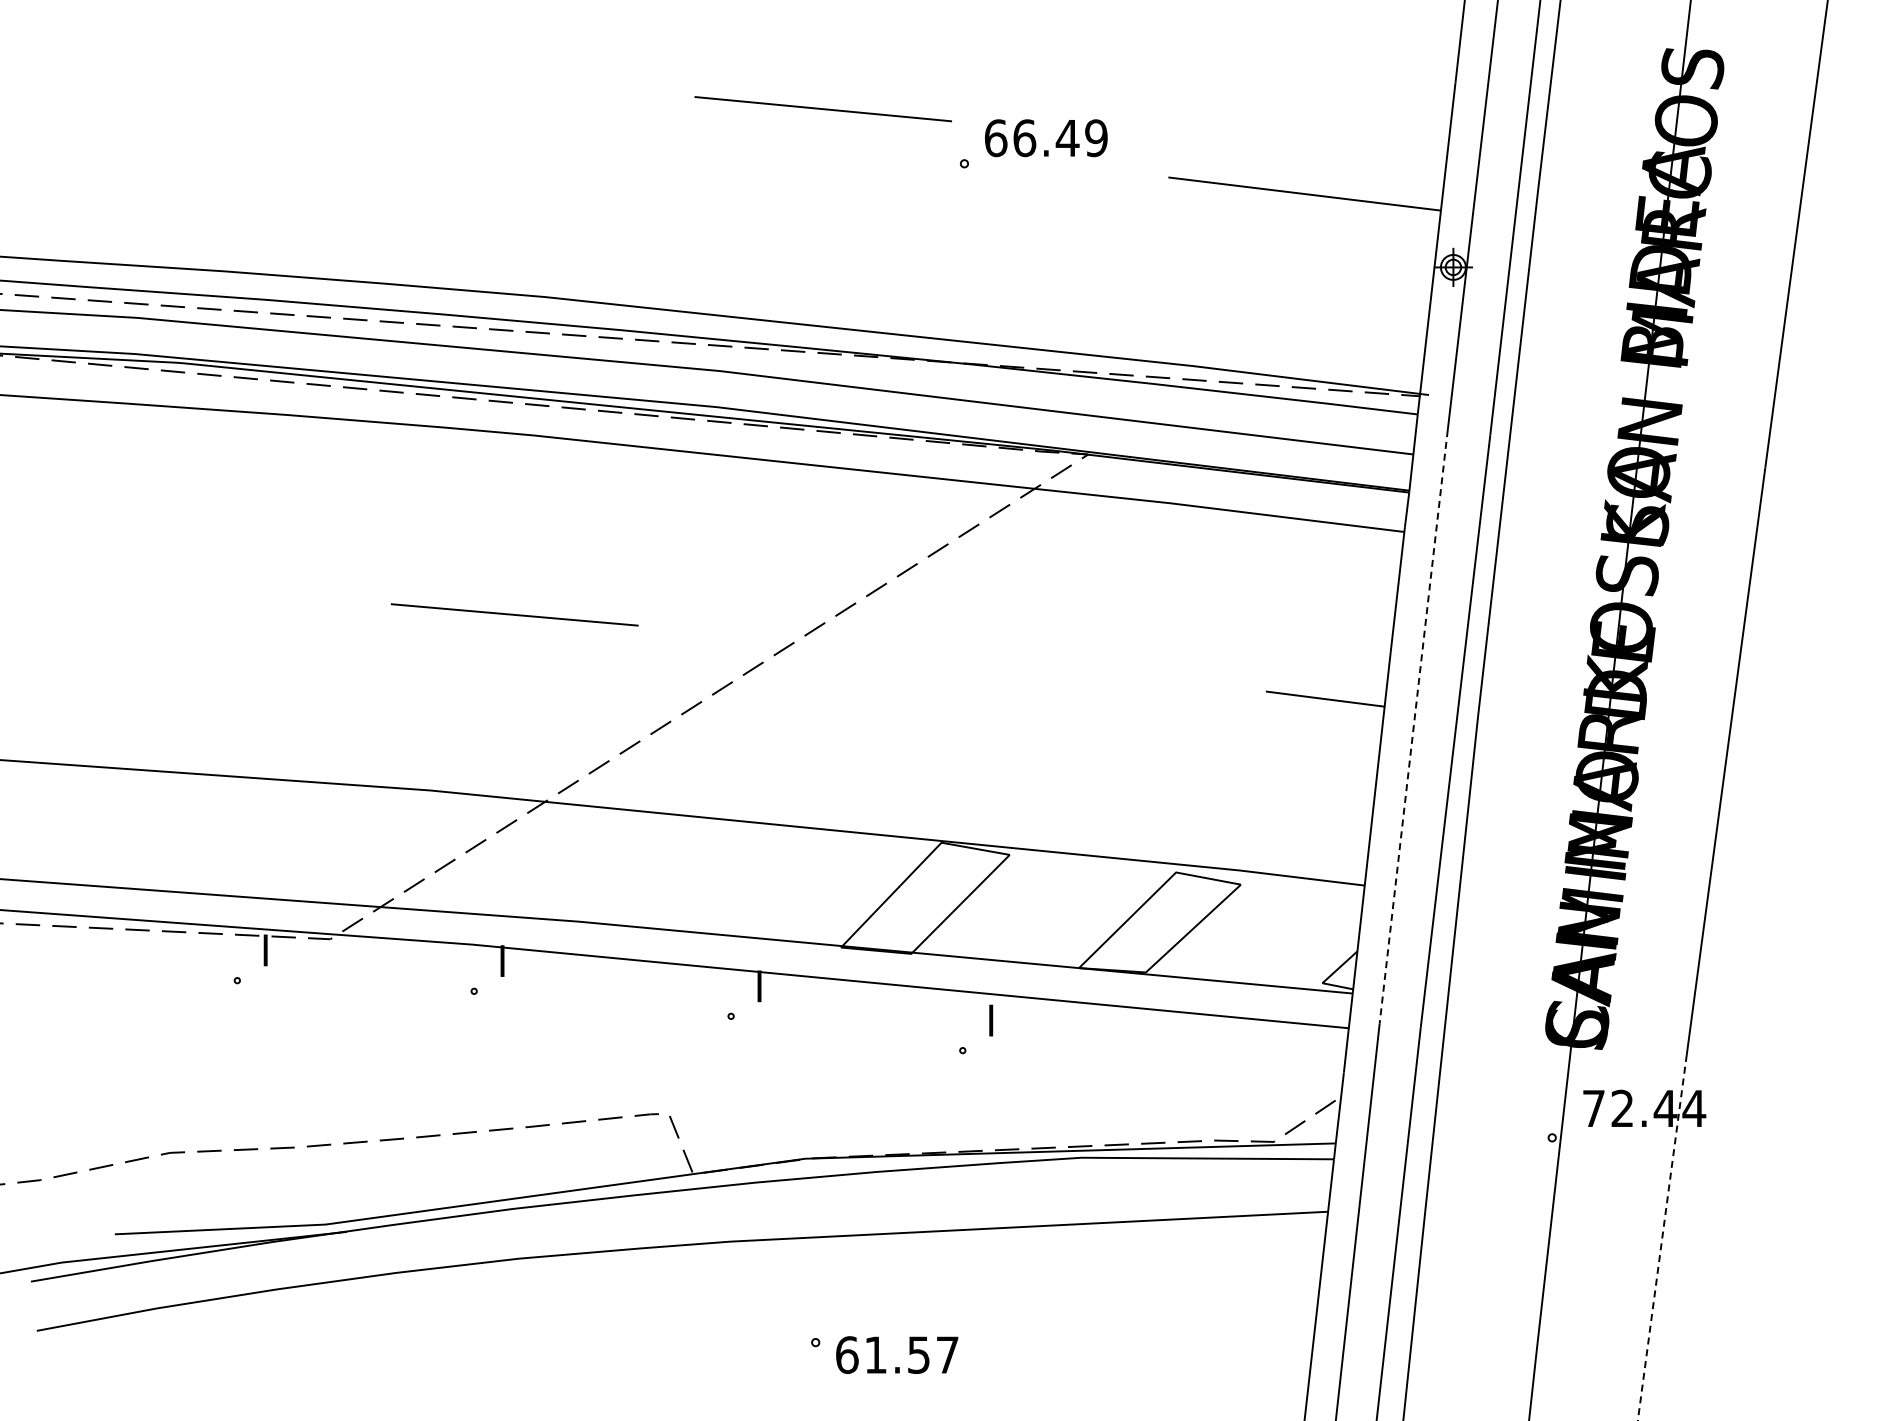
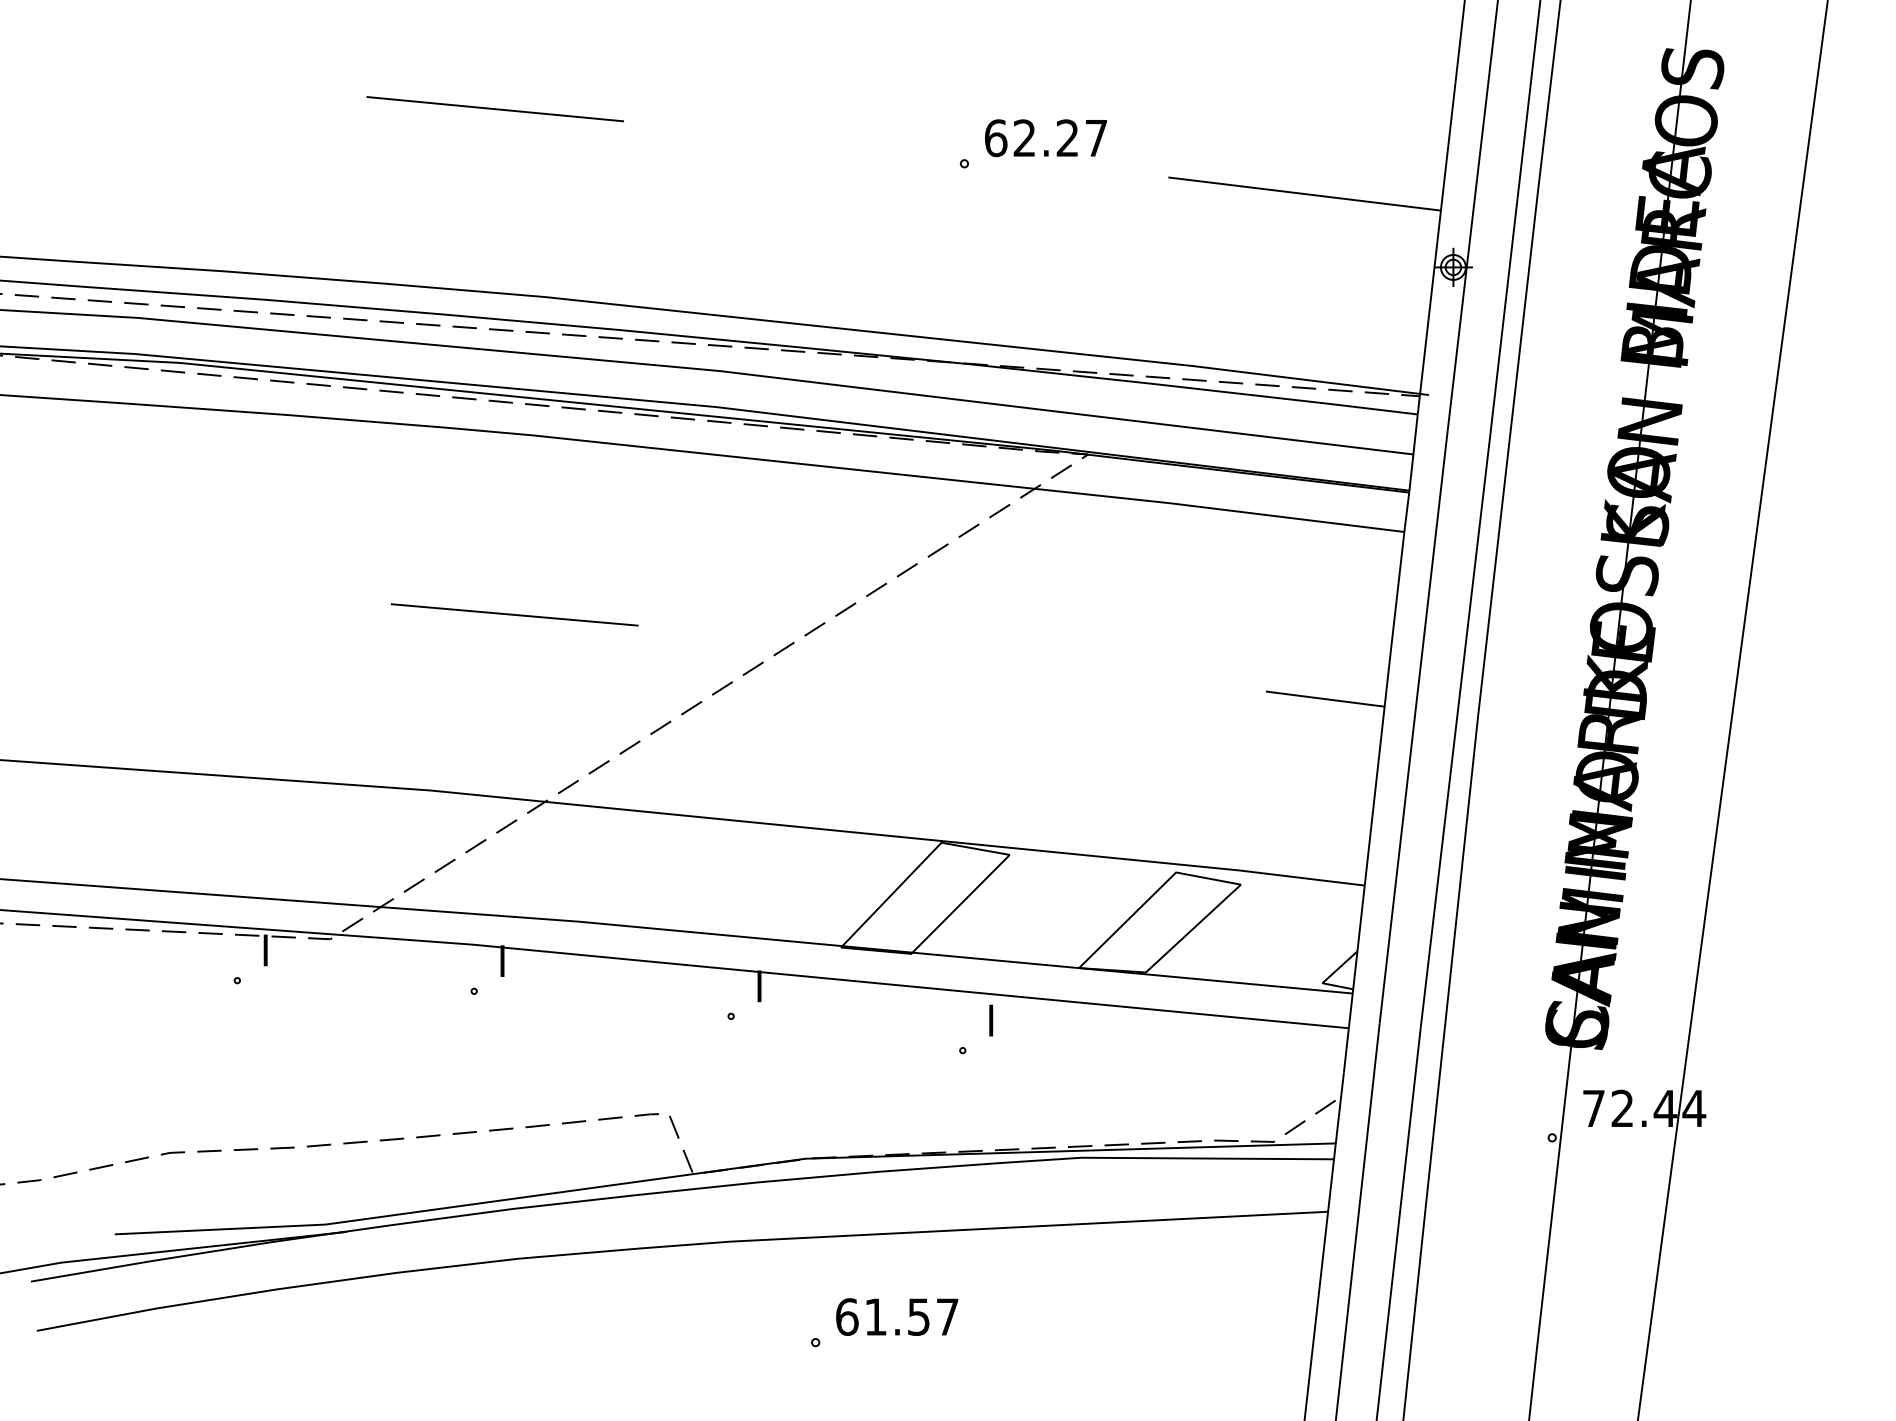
line position: (822, 109) -> (494, 109) (494, 109)
text: 66.49 -> 62.27 (1060, 138)
line: dashed -> solid (1413, 726)
line: dashed -> solid (1662, 1238)
text position: (897, 1354) -> (897, 1316) (897, 1316)
